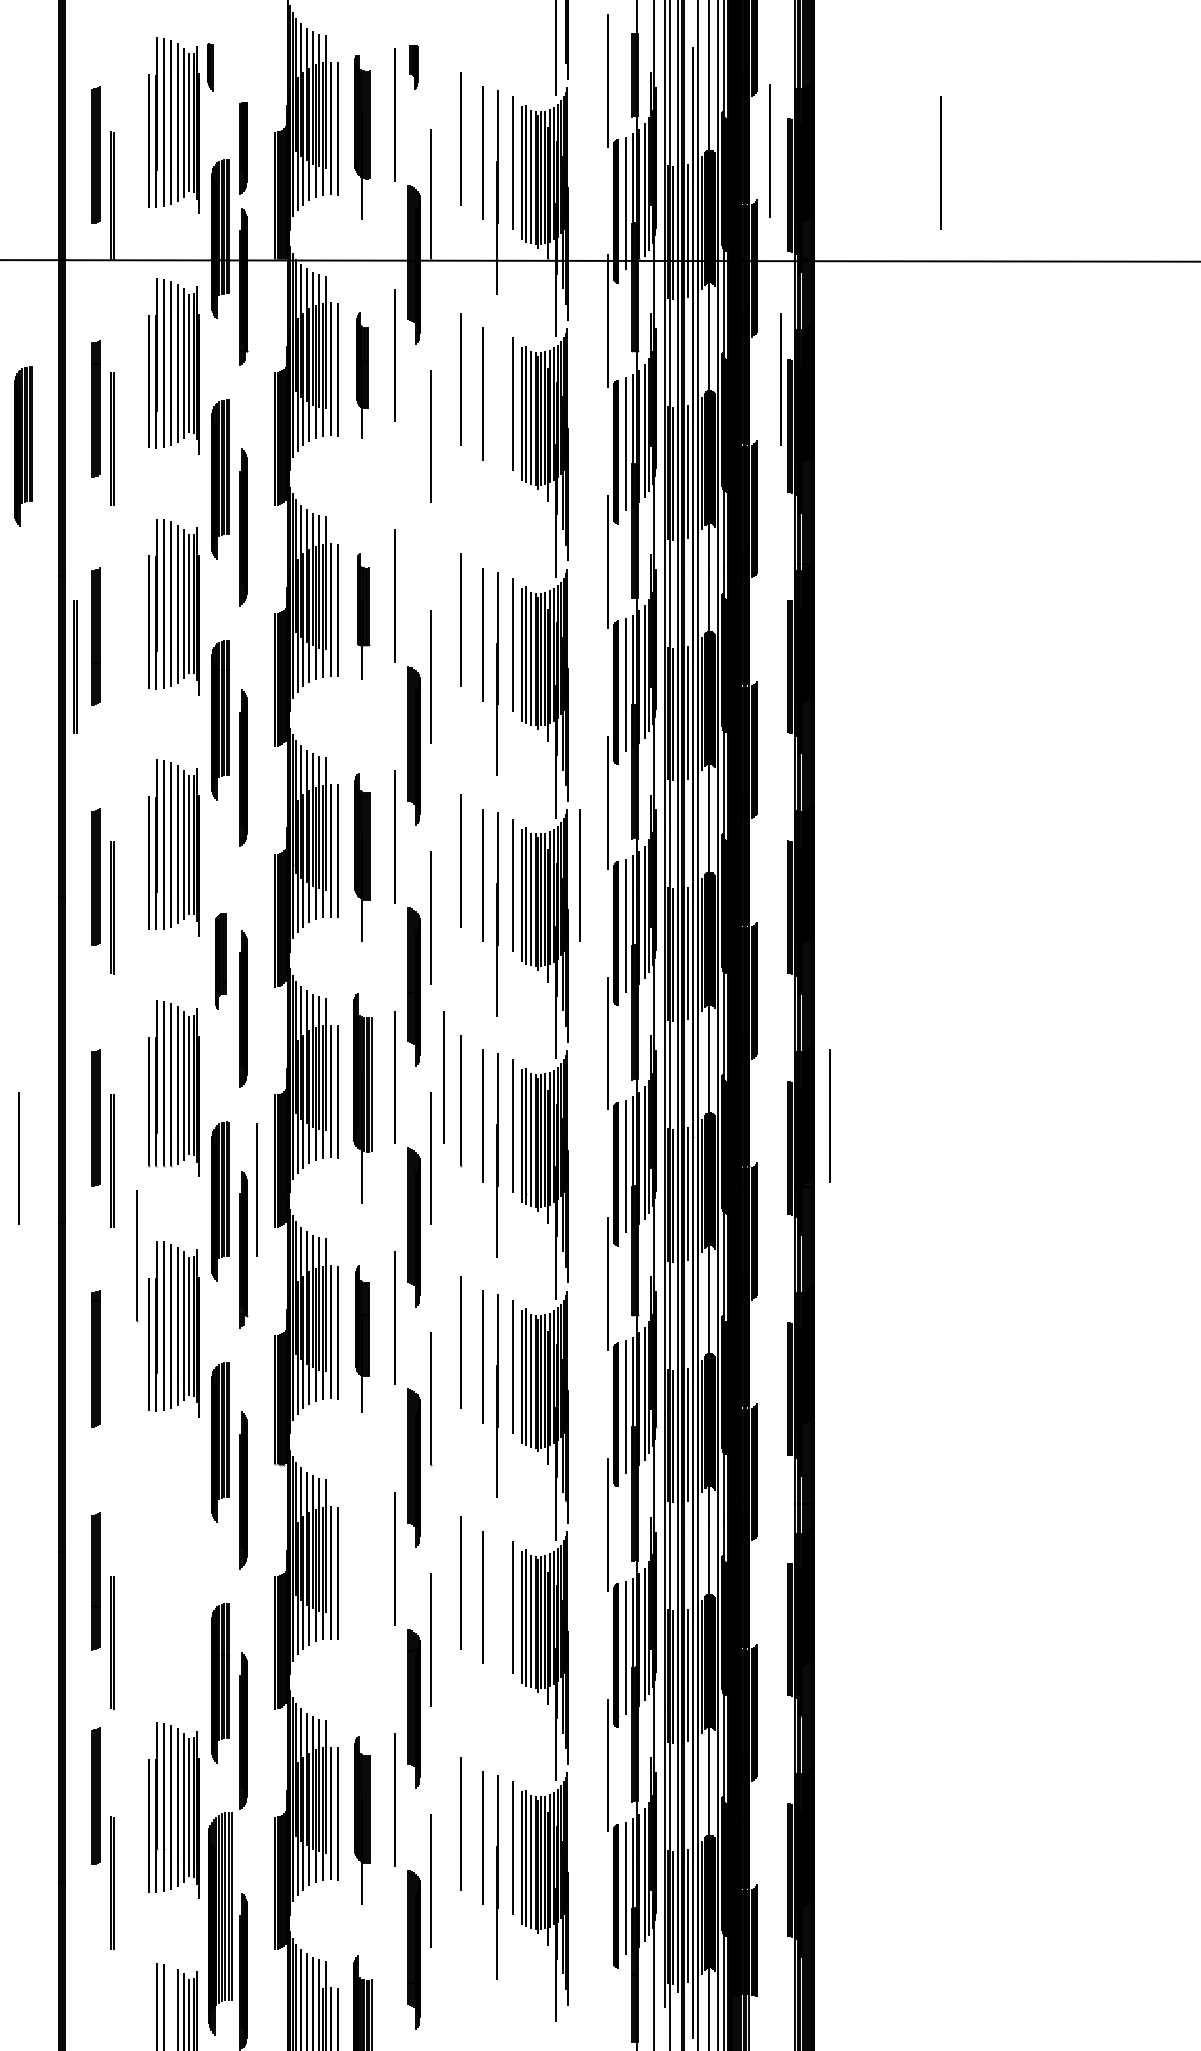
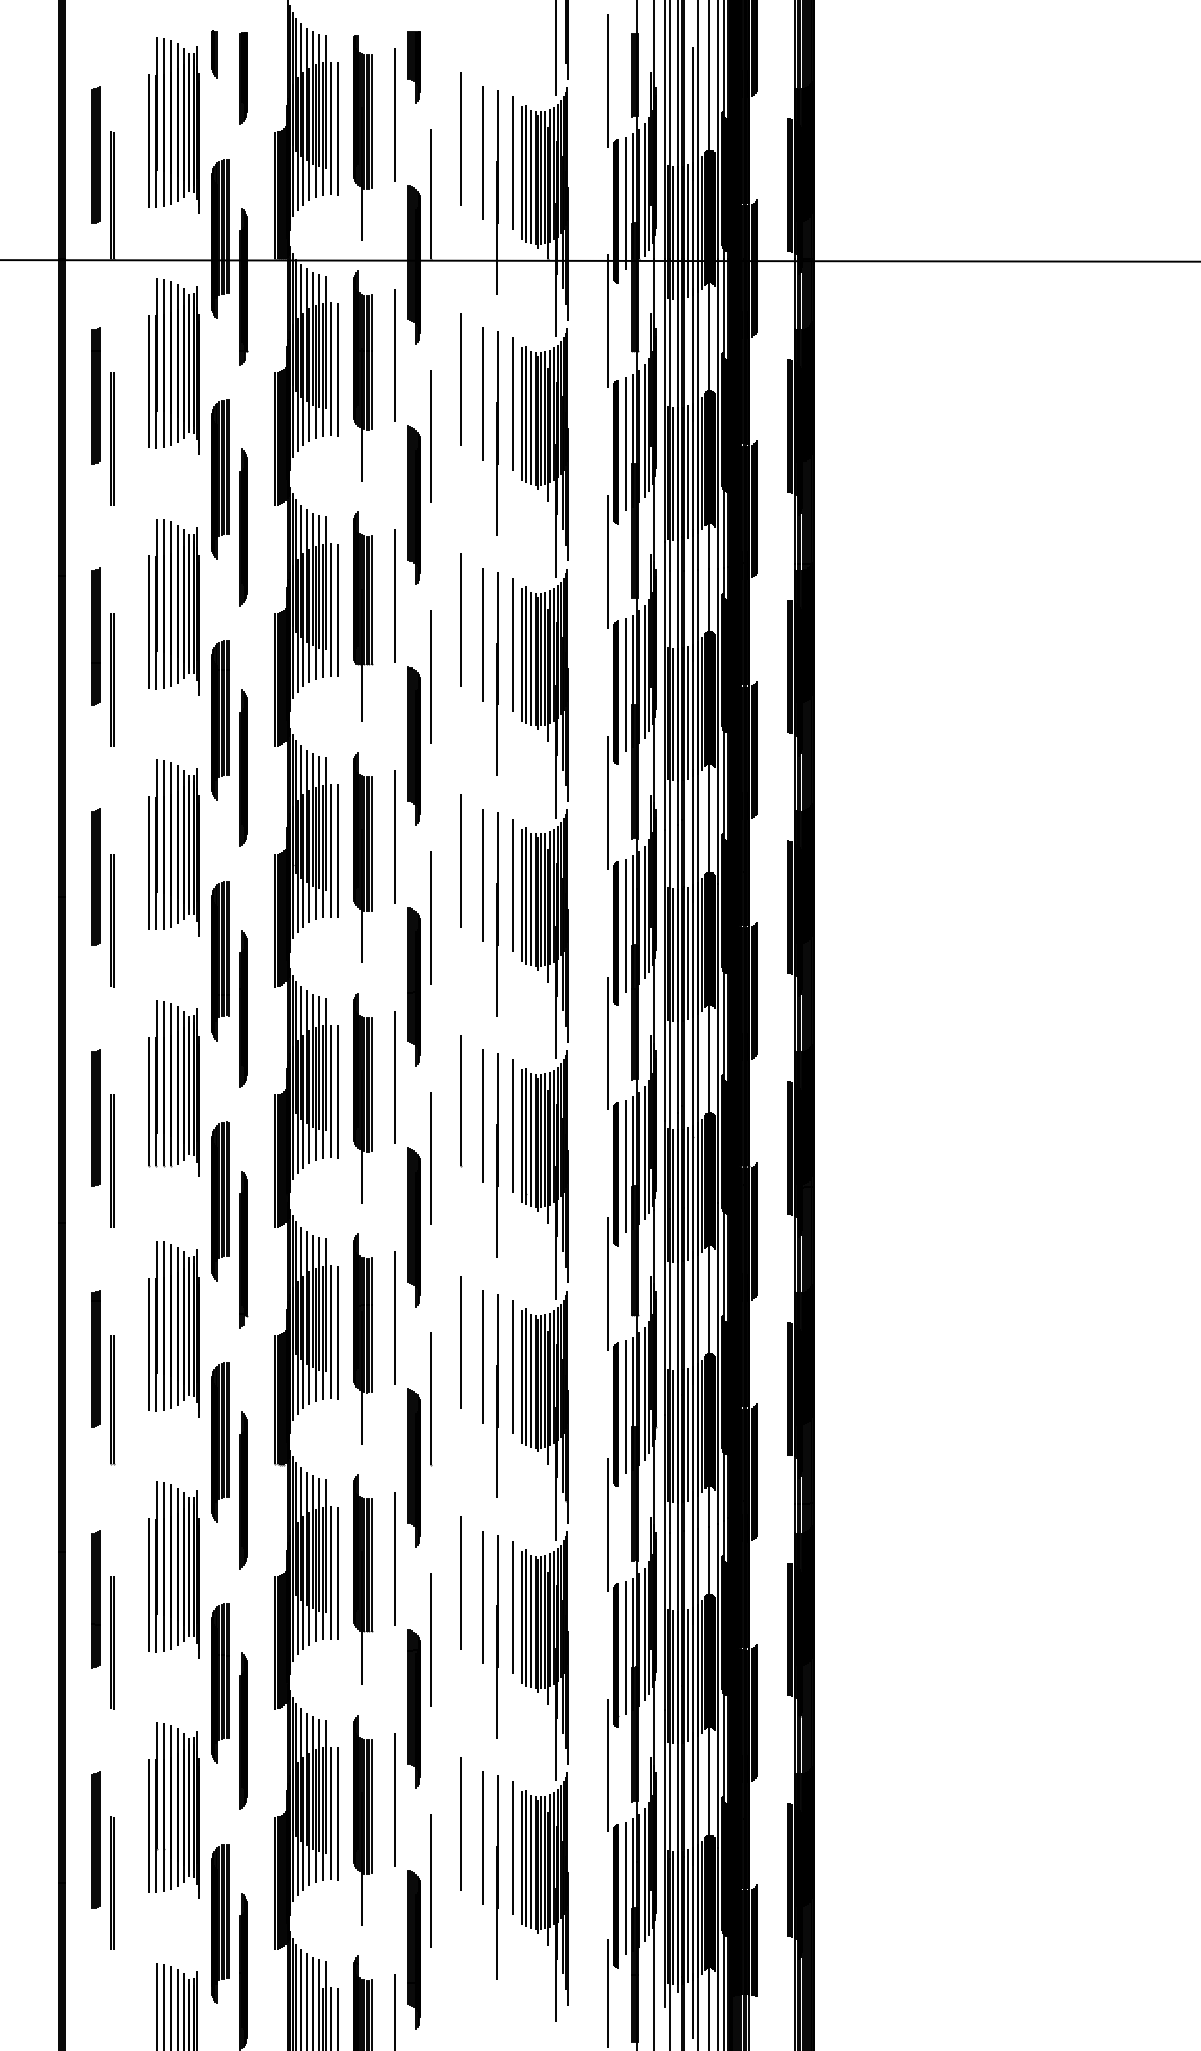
part position: (210, 67) -> (214, 54) (214, 54)
part size: 10x45 px -> 14x73 px (413, 67)
part size: 17x165 px -> 20x206 px (362, 137)
part position: (243, 148) -> (243, 78) (243, 78)
line: present -> none (769, 150)
line: present -> none (940, 162)
part size: 13x127 px -> 20x212 px (362, 375)
line: present -> none (780, 379)
part position: (95, 408) -> (95, 395) (95, 395)
line: none -> present (497, 433)
part: present -> none (23, 446)
part: none -> present (413, 504)
part size: 14x127 px -> 21x211 px (363, 616)
line position: (74, 666) -> (111, 679) (111, 679)
part size: 17x169 px -> 20x211 px (362, 857)
line: present -> none (579, 875)
line position: (111, 907) -> (111, 920) (111, 920)
part size: 12x97 px -> 19x161 px (220, 961)
line: present -> none (443, 1077)
line: present -> none (829, 1115)
line: present -> none (18, 1158)
line: present -> none (256, 1189)
line: present -> none (137, 1256)
part size: 15x148 px -> 20x212 px (362, 1338)
part: none -> present (112, 1400)
part: none -> present (173, 1569)
part: none -> present (363, 1579)
part position: (95, 1581) -> (95, 1599) (95, 1599)
line: none -> present (497, 1636)
part position: (95, 1795) -> (95, 1839) (95, 1839)
part size: 17x169 px -> 20x211 px (362, 1820)
part size: 25x224 px -> 19x160 px (220, 1923)
line: none -> present (608, 1993)
line: none -> present (171, 2006)
line: none -> present (395, 2010)
